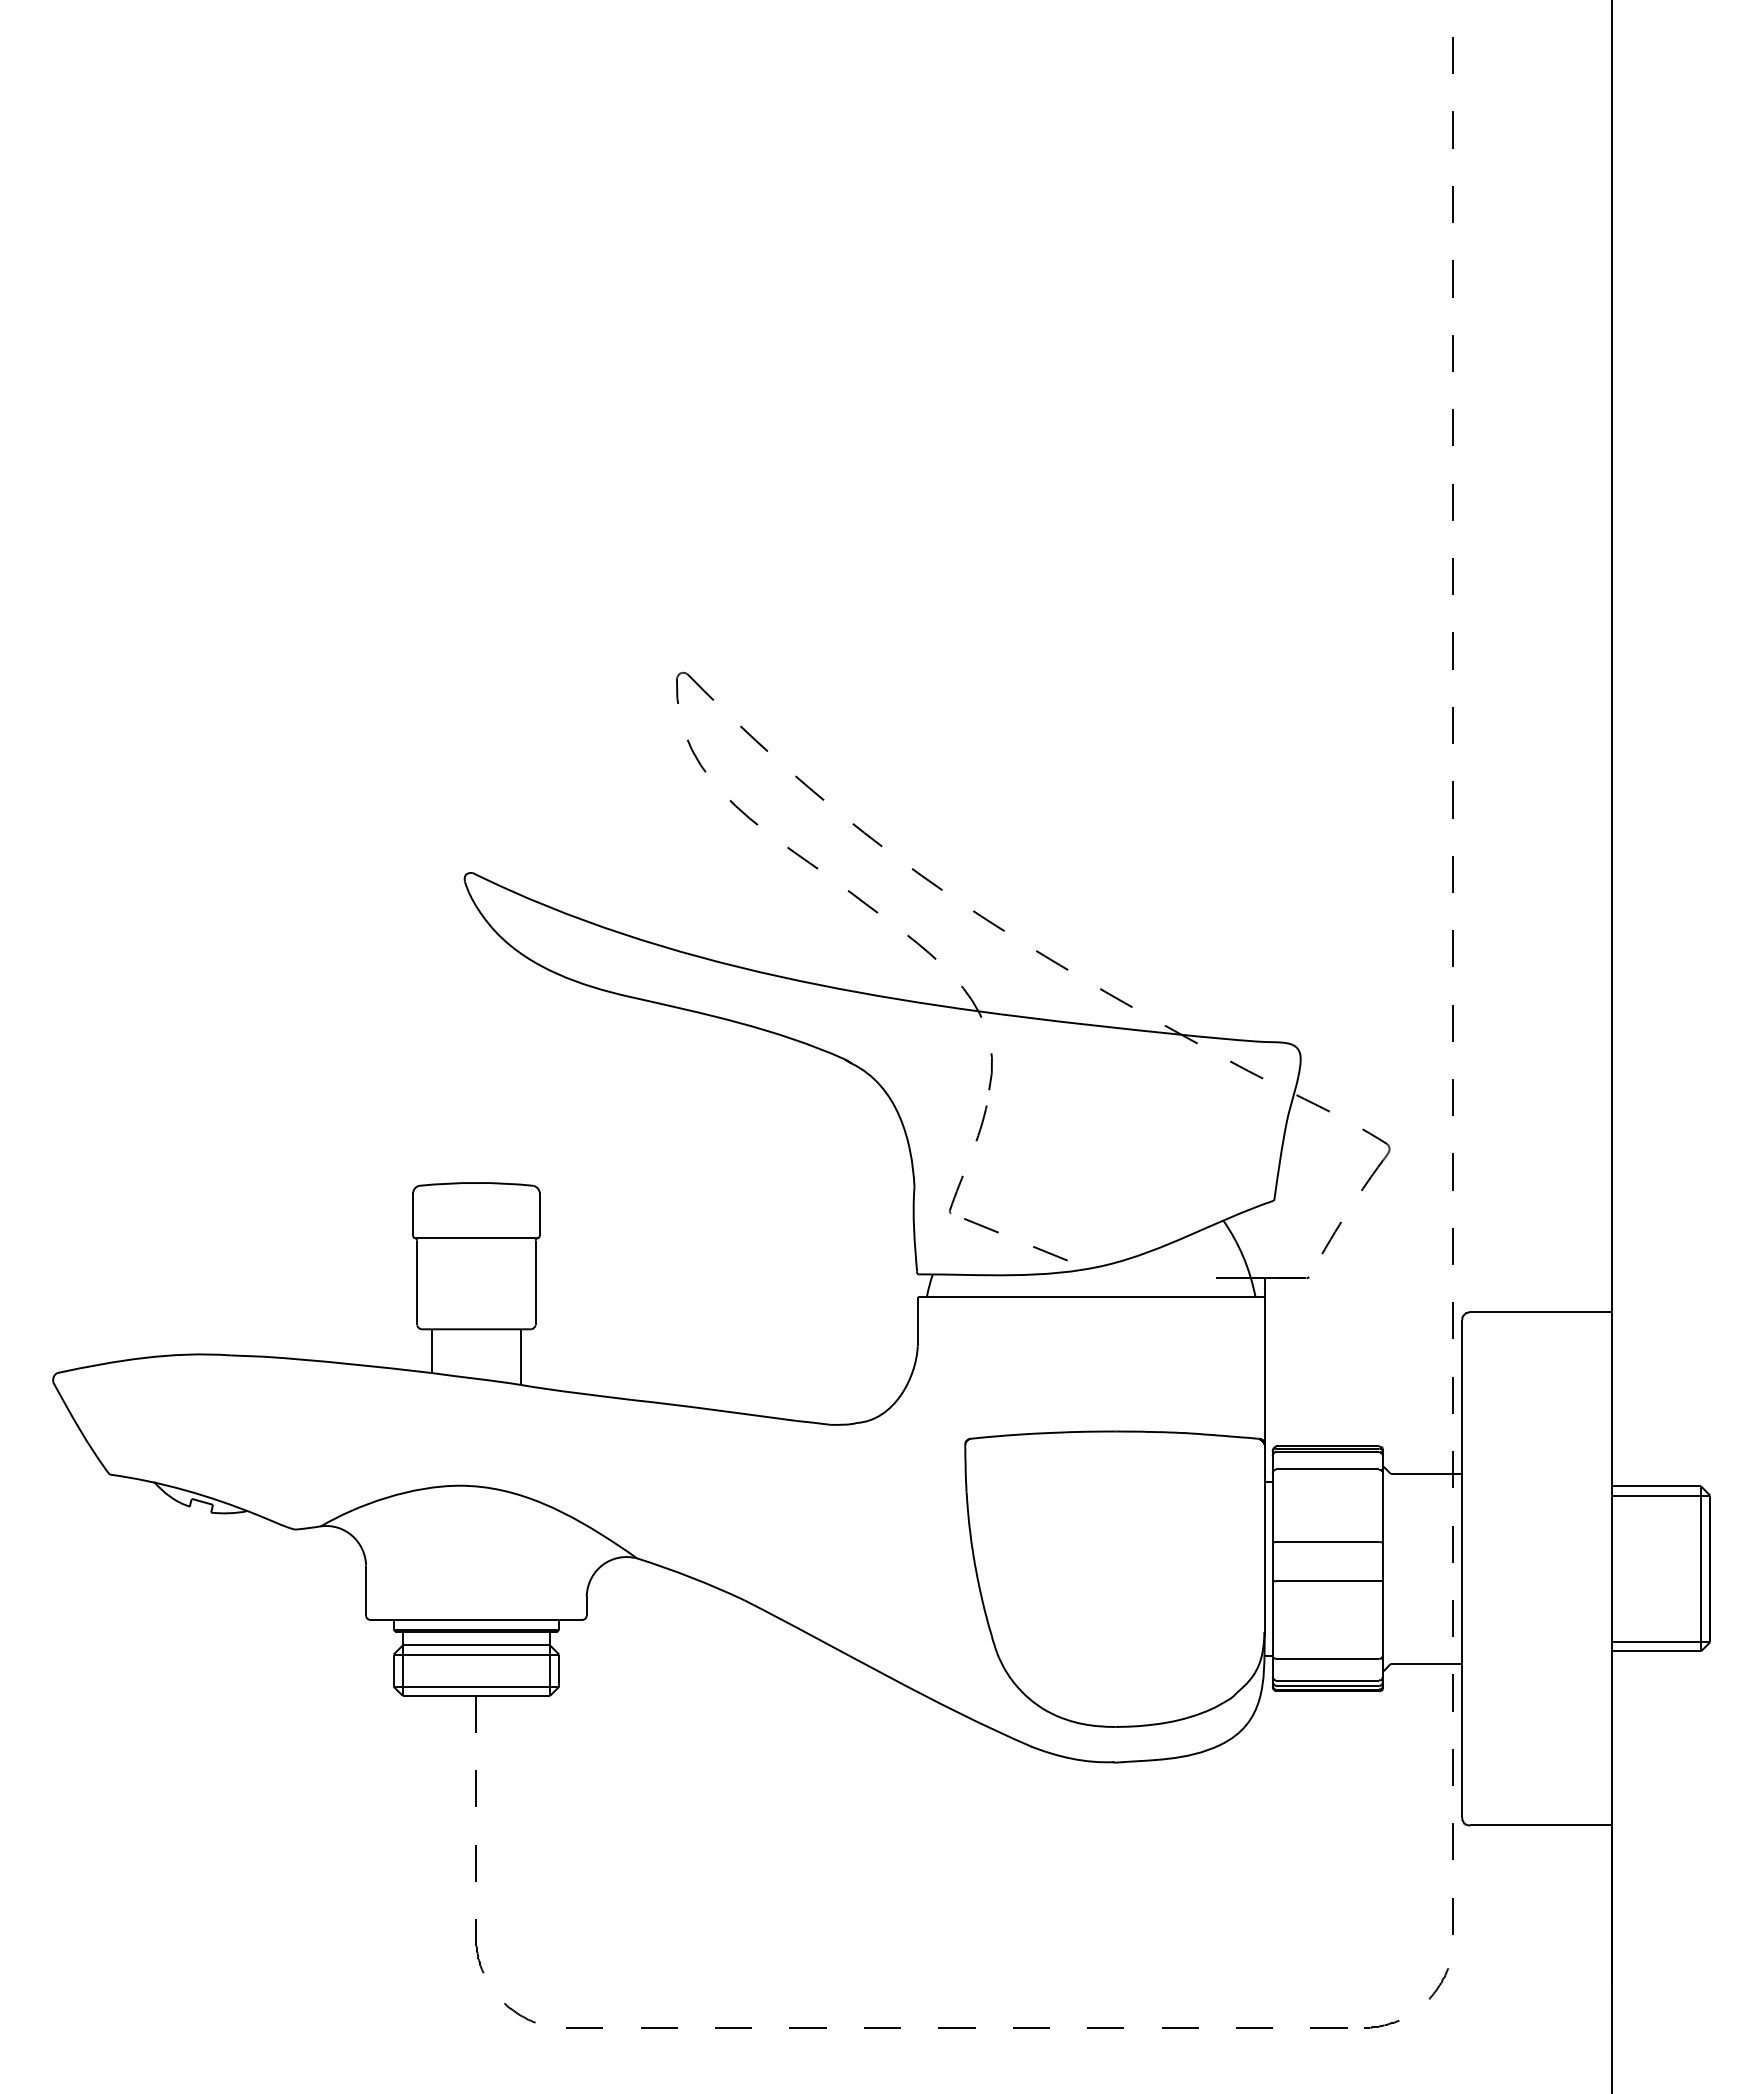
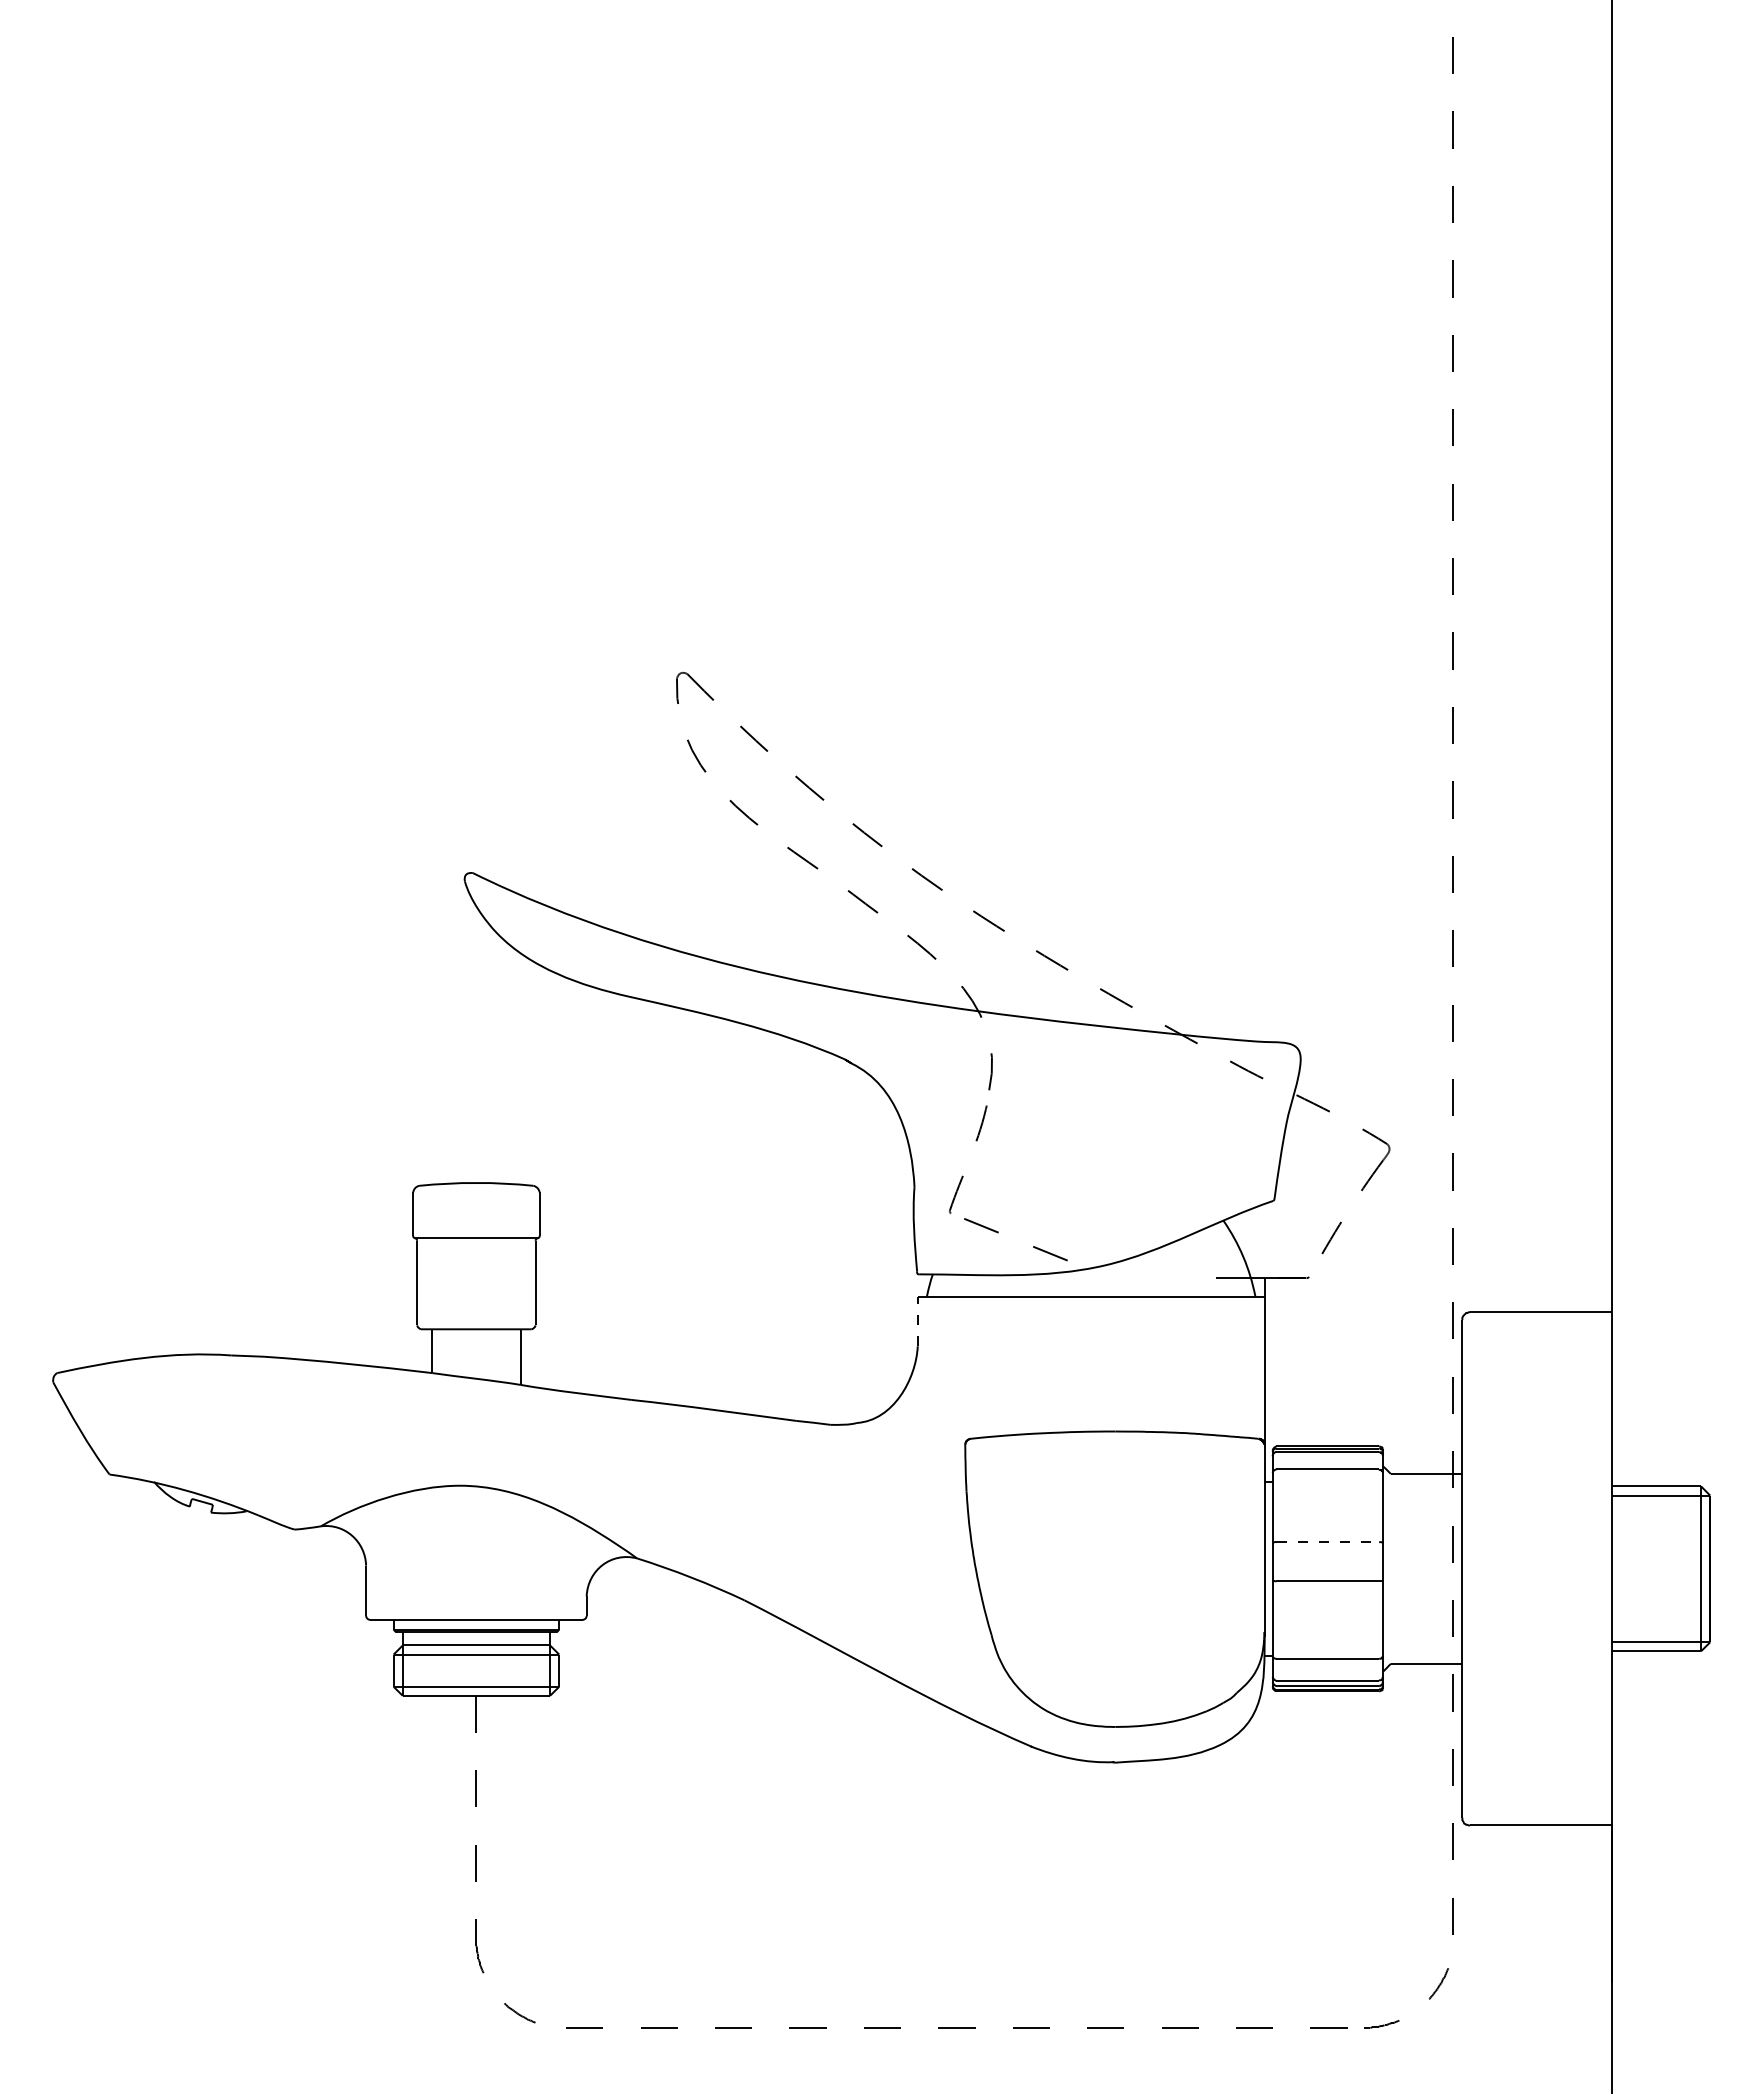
line: solid -> dashed (917, 1321)
line: solid -> dashed (1328, 1542)
